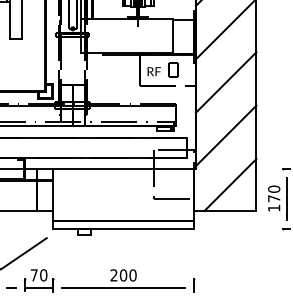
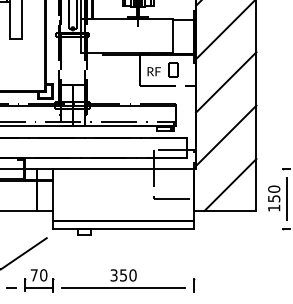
text: 170 -> 150 (274, 198)
text: 200 -> 350 (118, 275)
